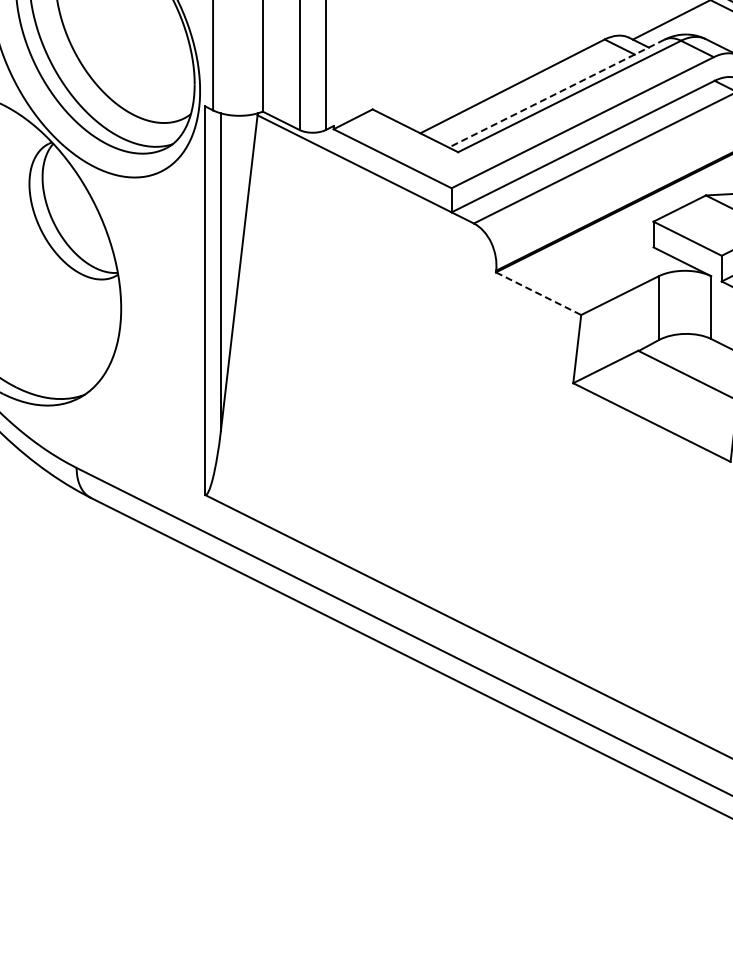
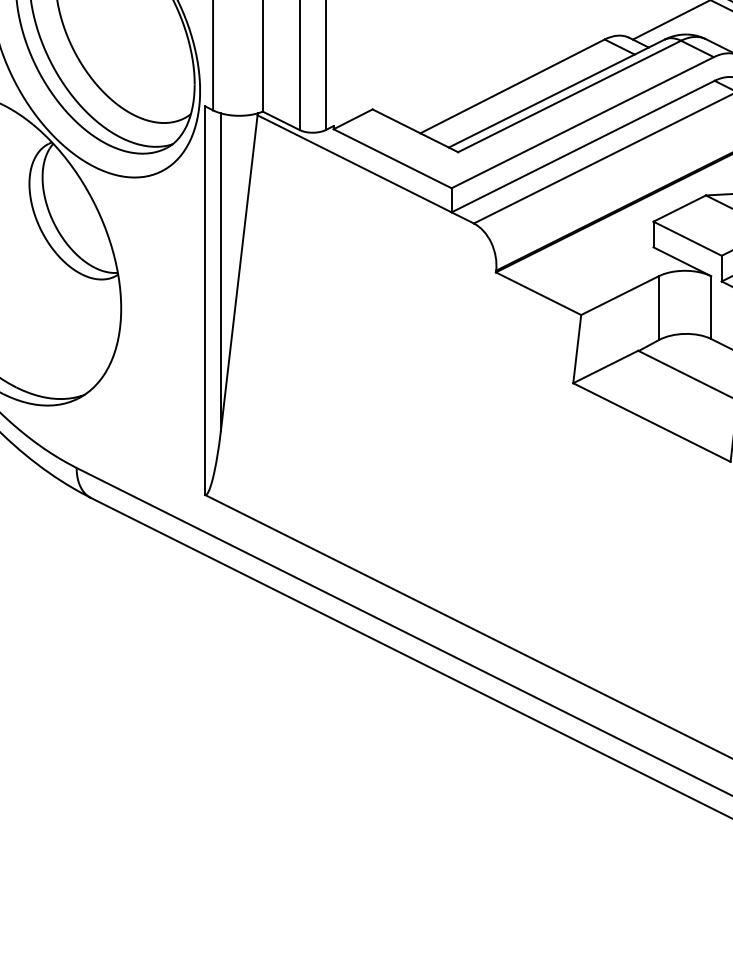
line: dashed -> solid (556, 93)
line: dashed -> solid (538, 293)
